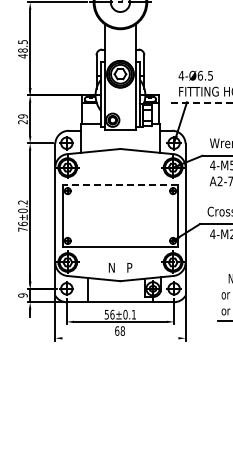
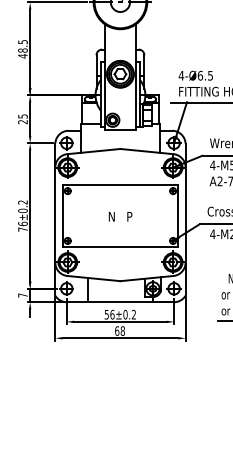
line: dashed -> solid (201, 102)
text: 29 -> 25 (22, 116)
line: dashed -> solid (119, 185)
text position: (120, 267) -> (120, 216) (120, 216)
text: 9 -> 7 (22, 295)
text: 56±0.1 -> 56±0.2 (133, 314)
line: none -> present (120, 338)
